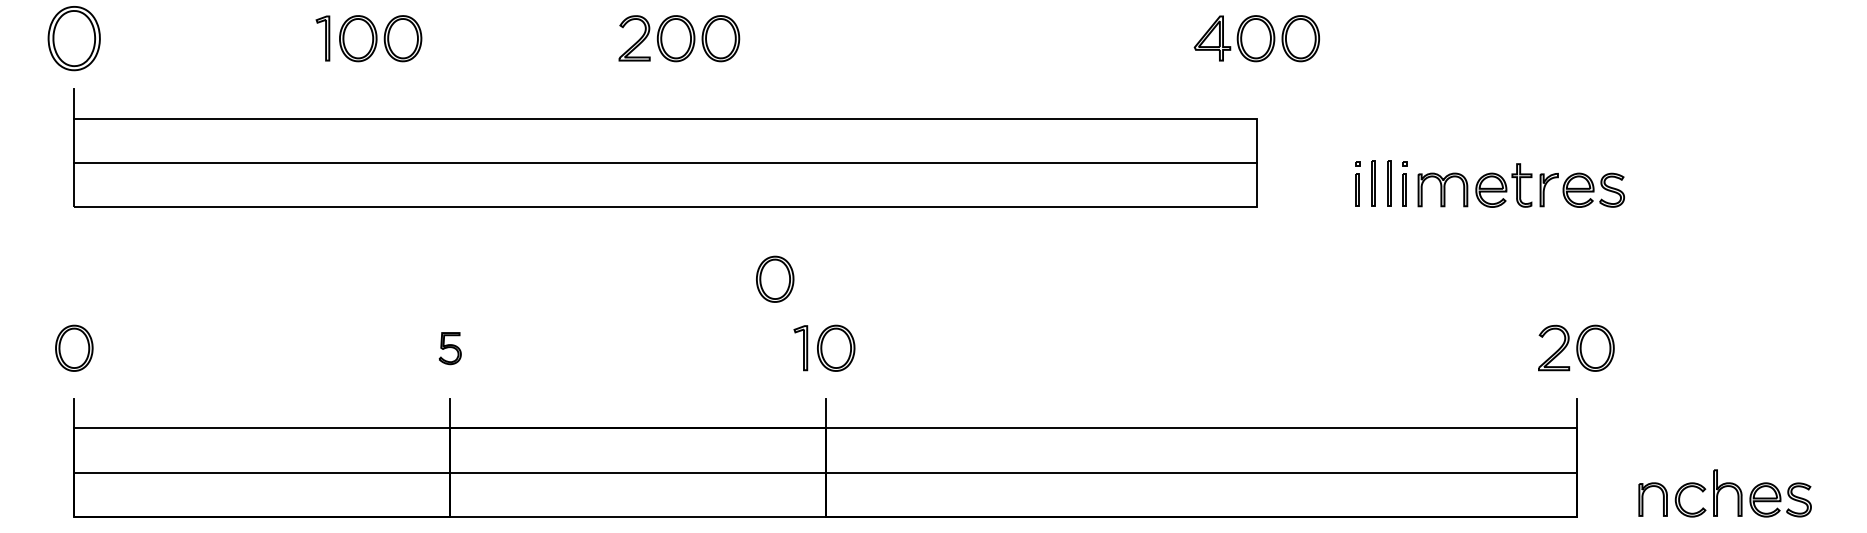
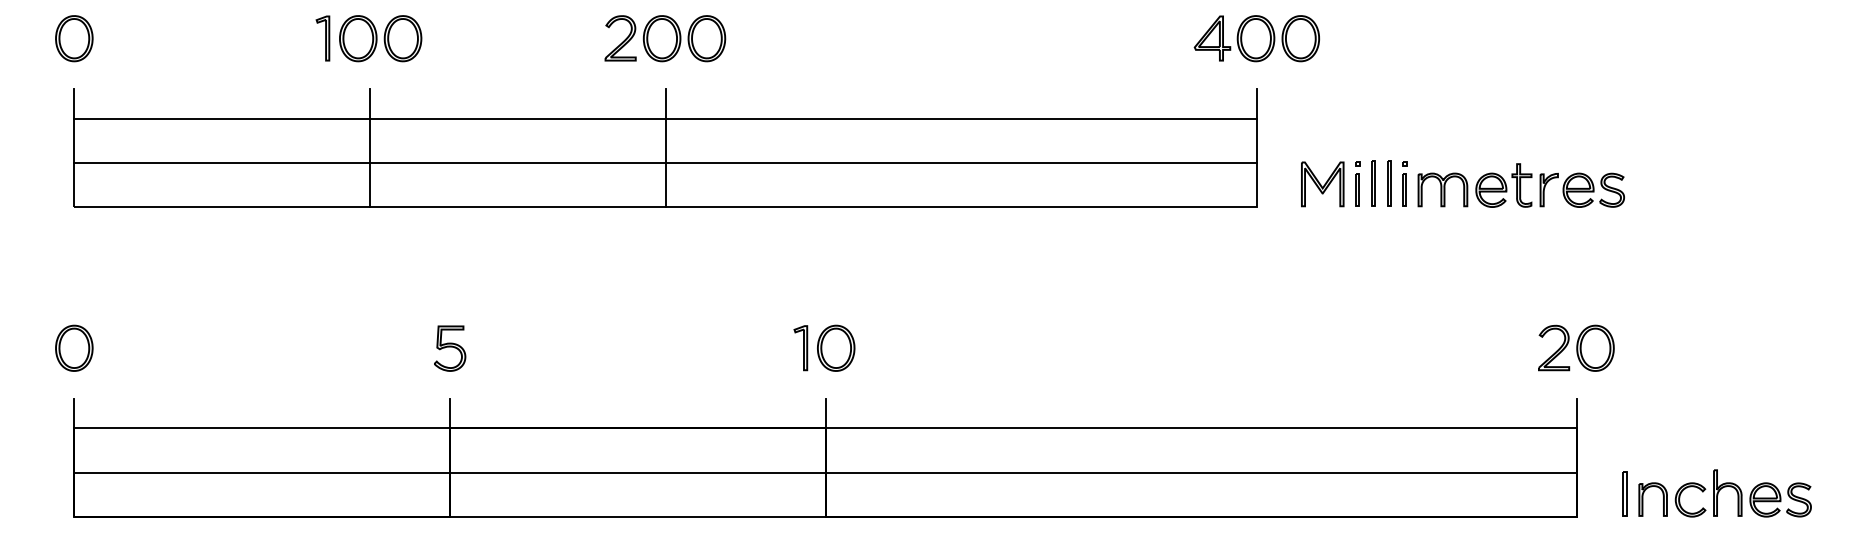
part size: 54x66 px -> 39x48 px (74, 38)
part position: (679, 38) -> (665, 38) (665, 38)
line: none -> present (1257, 103)
line: none -> present (370, 148)
line: none -> present (665, 148)
part: none -> present (1322, 184)
part: present -> none (775, 278)
part size: 24x34 px -> 33x47 px (450, 348)
part: none -> present (1624, 493)
